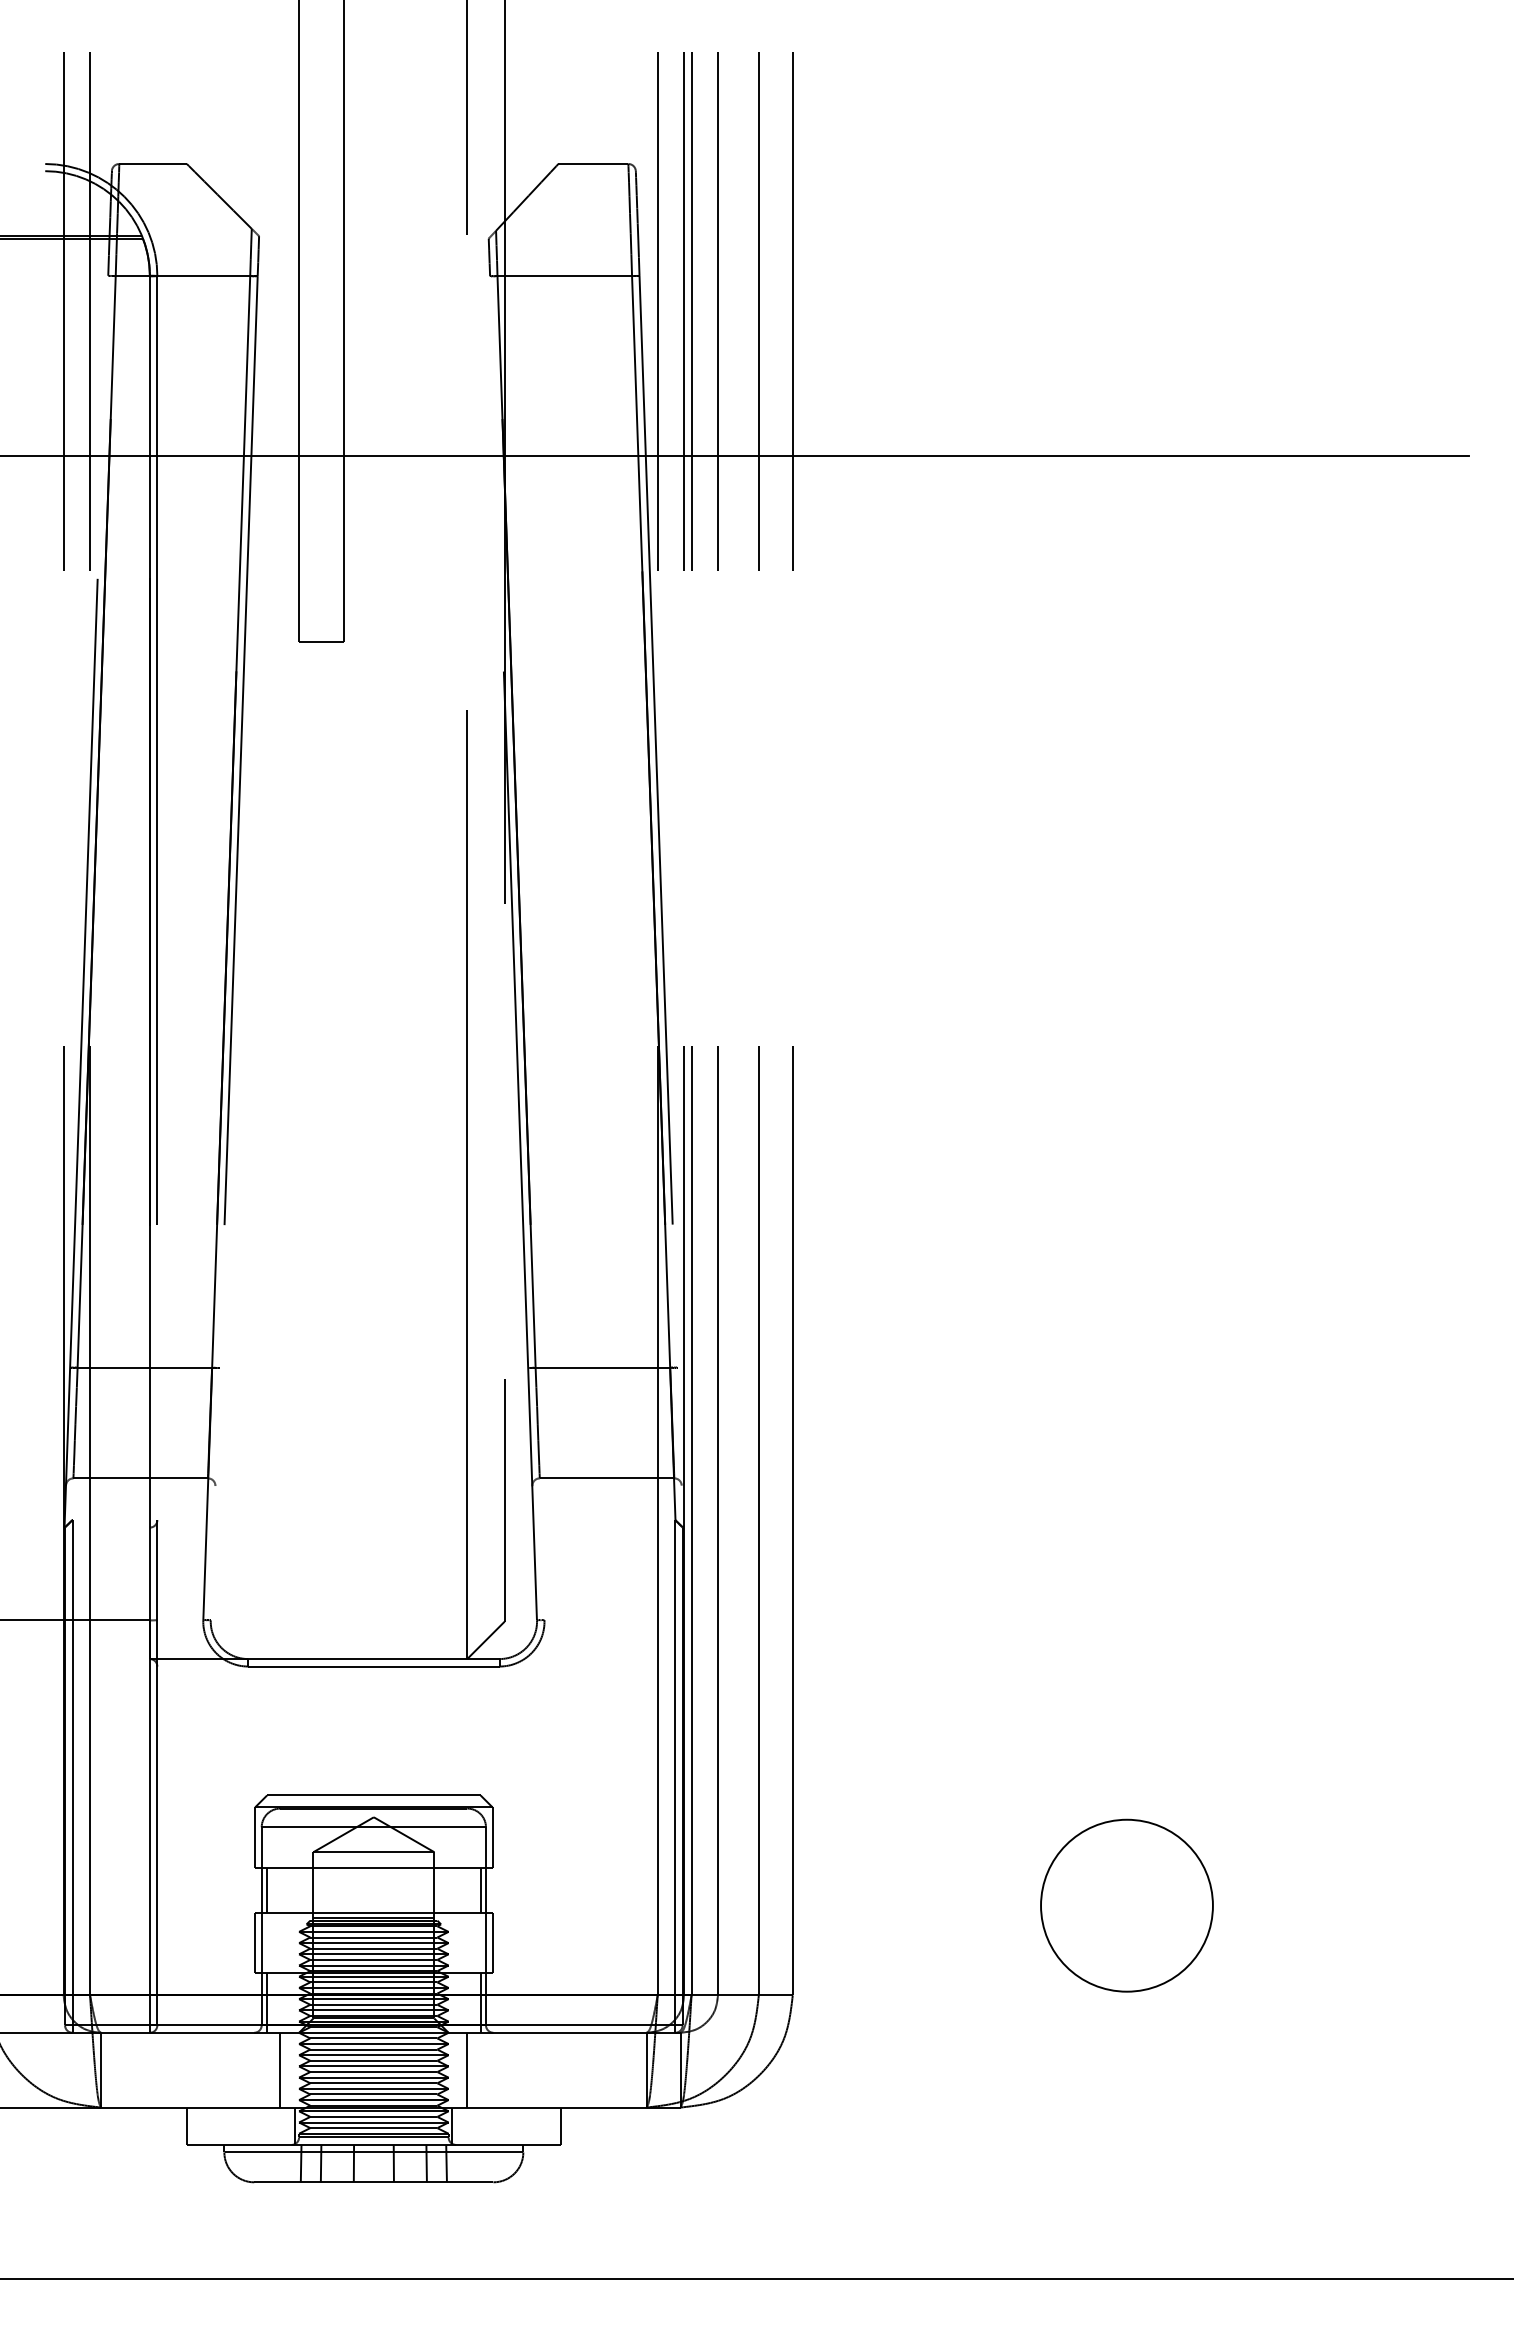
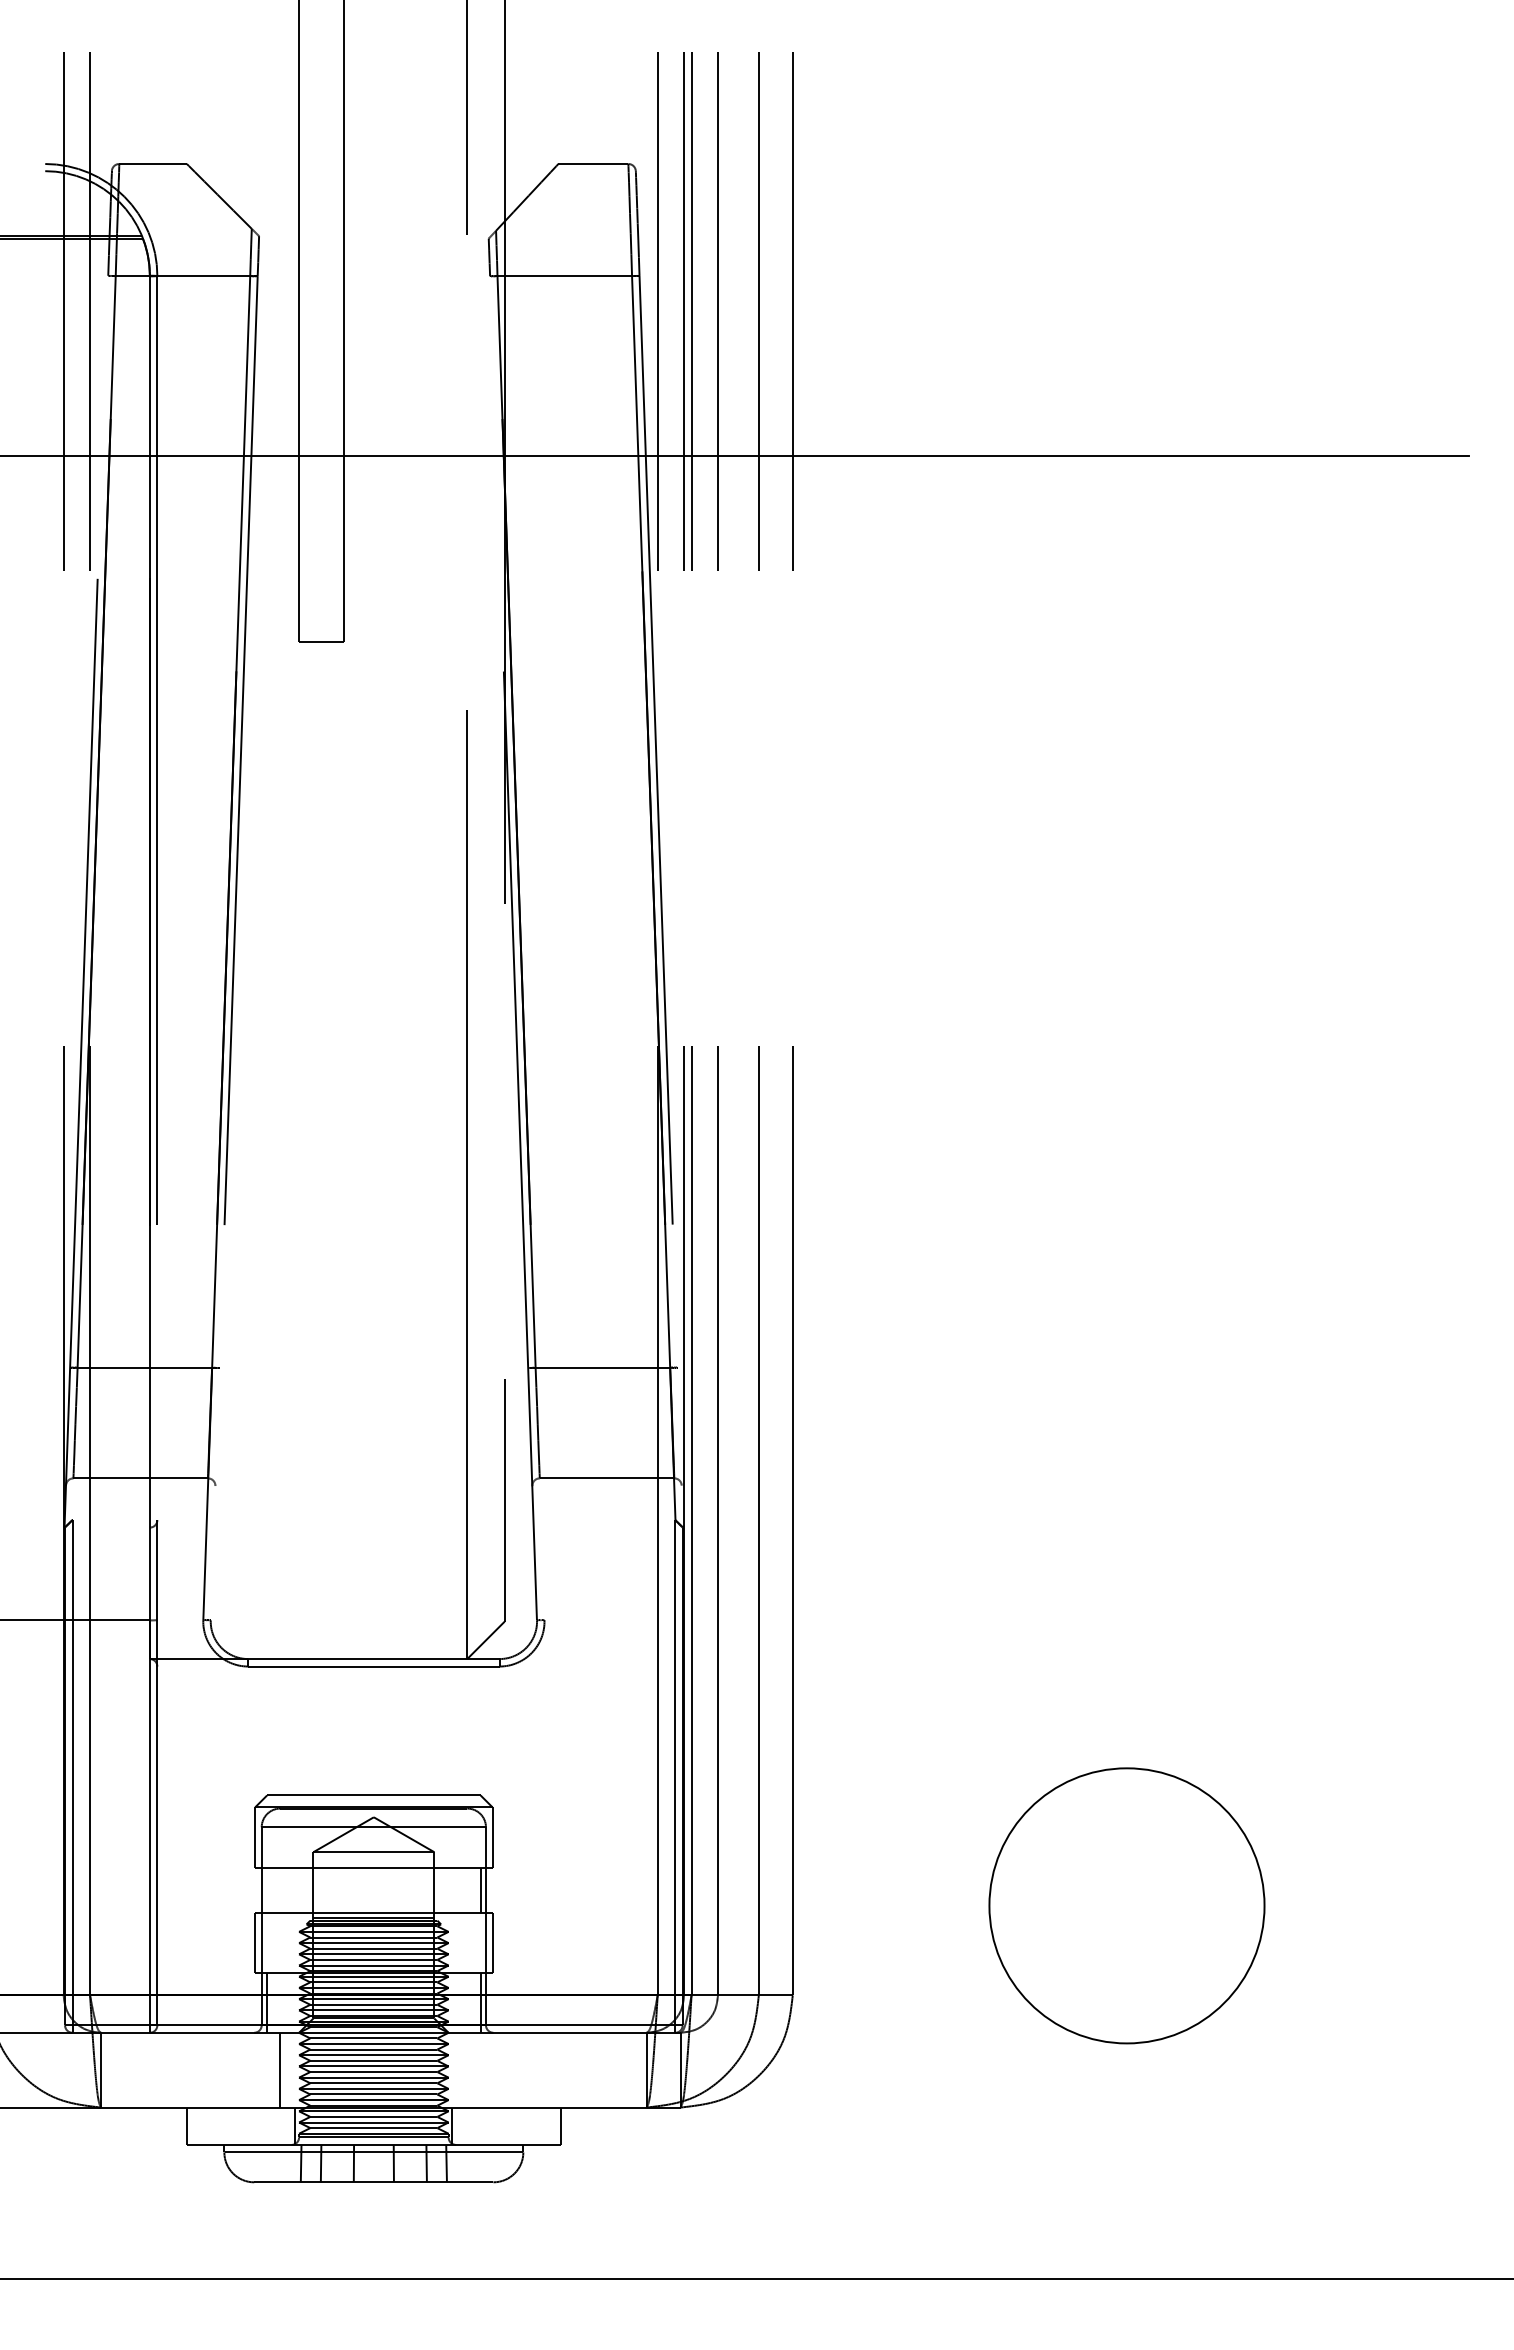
line: present -> none (266, 1890)
circle size: 174x175 px -> 278x278 px (1126, 1905)
line: present -> none (467, 2069)
